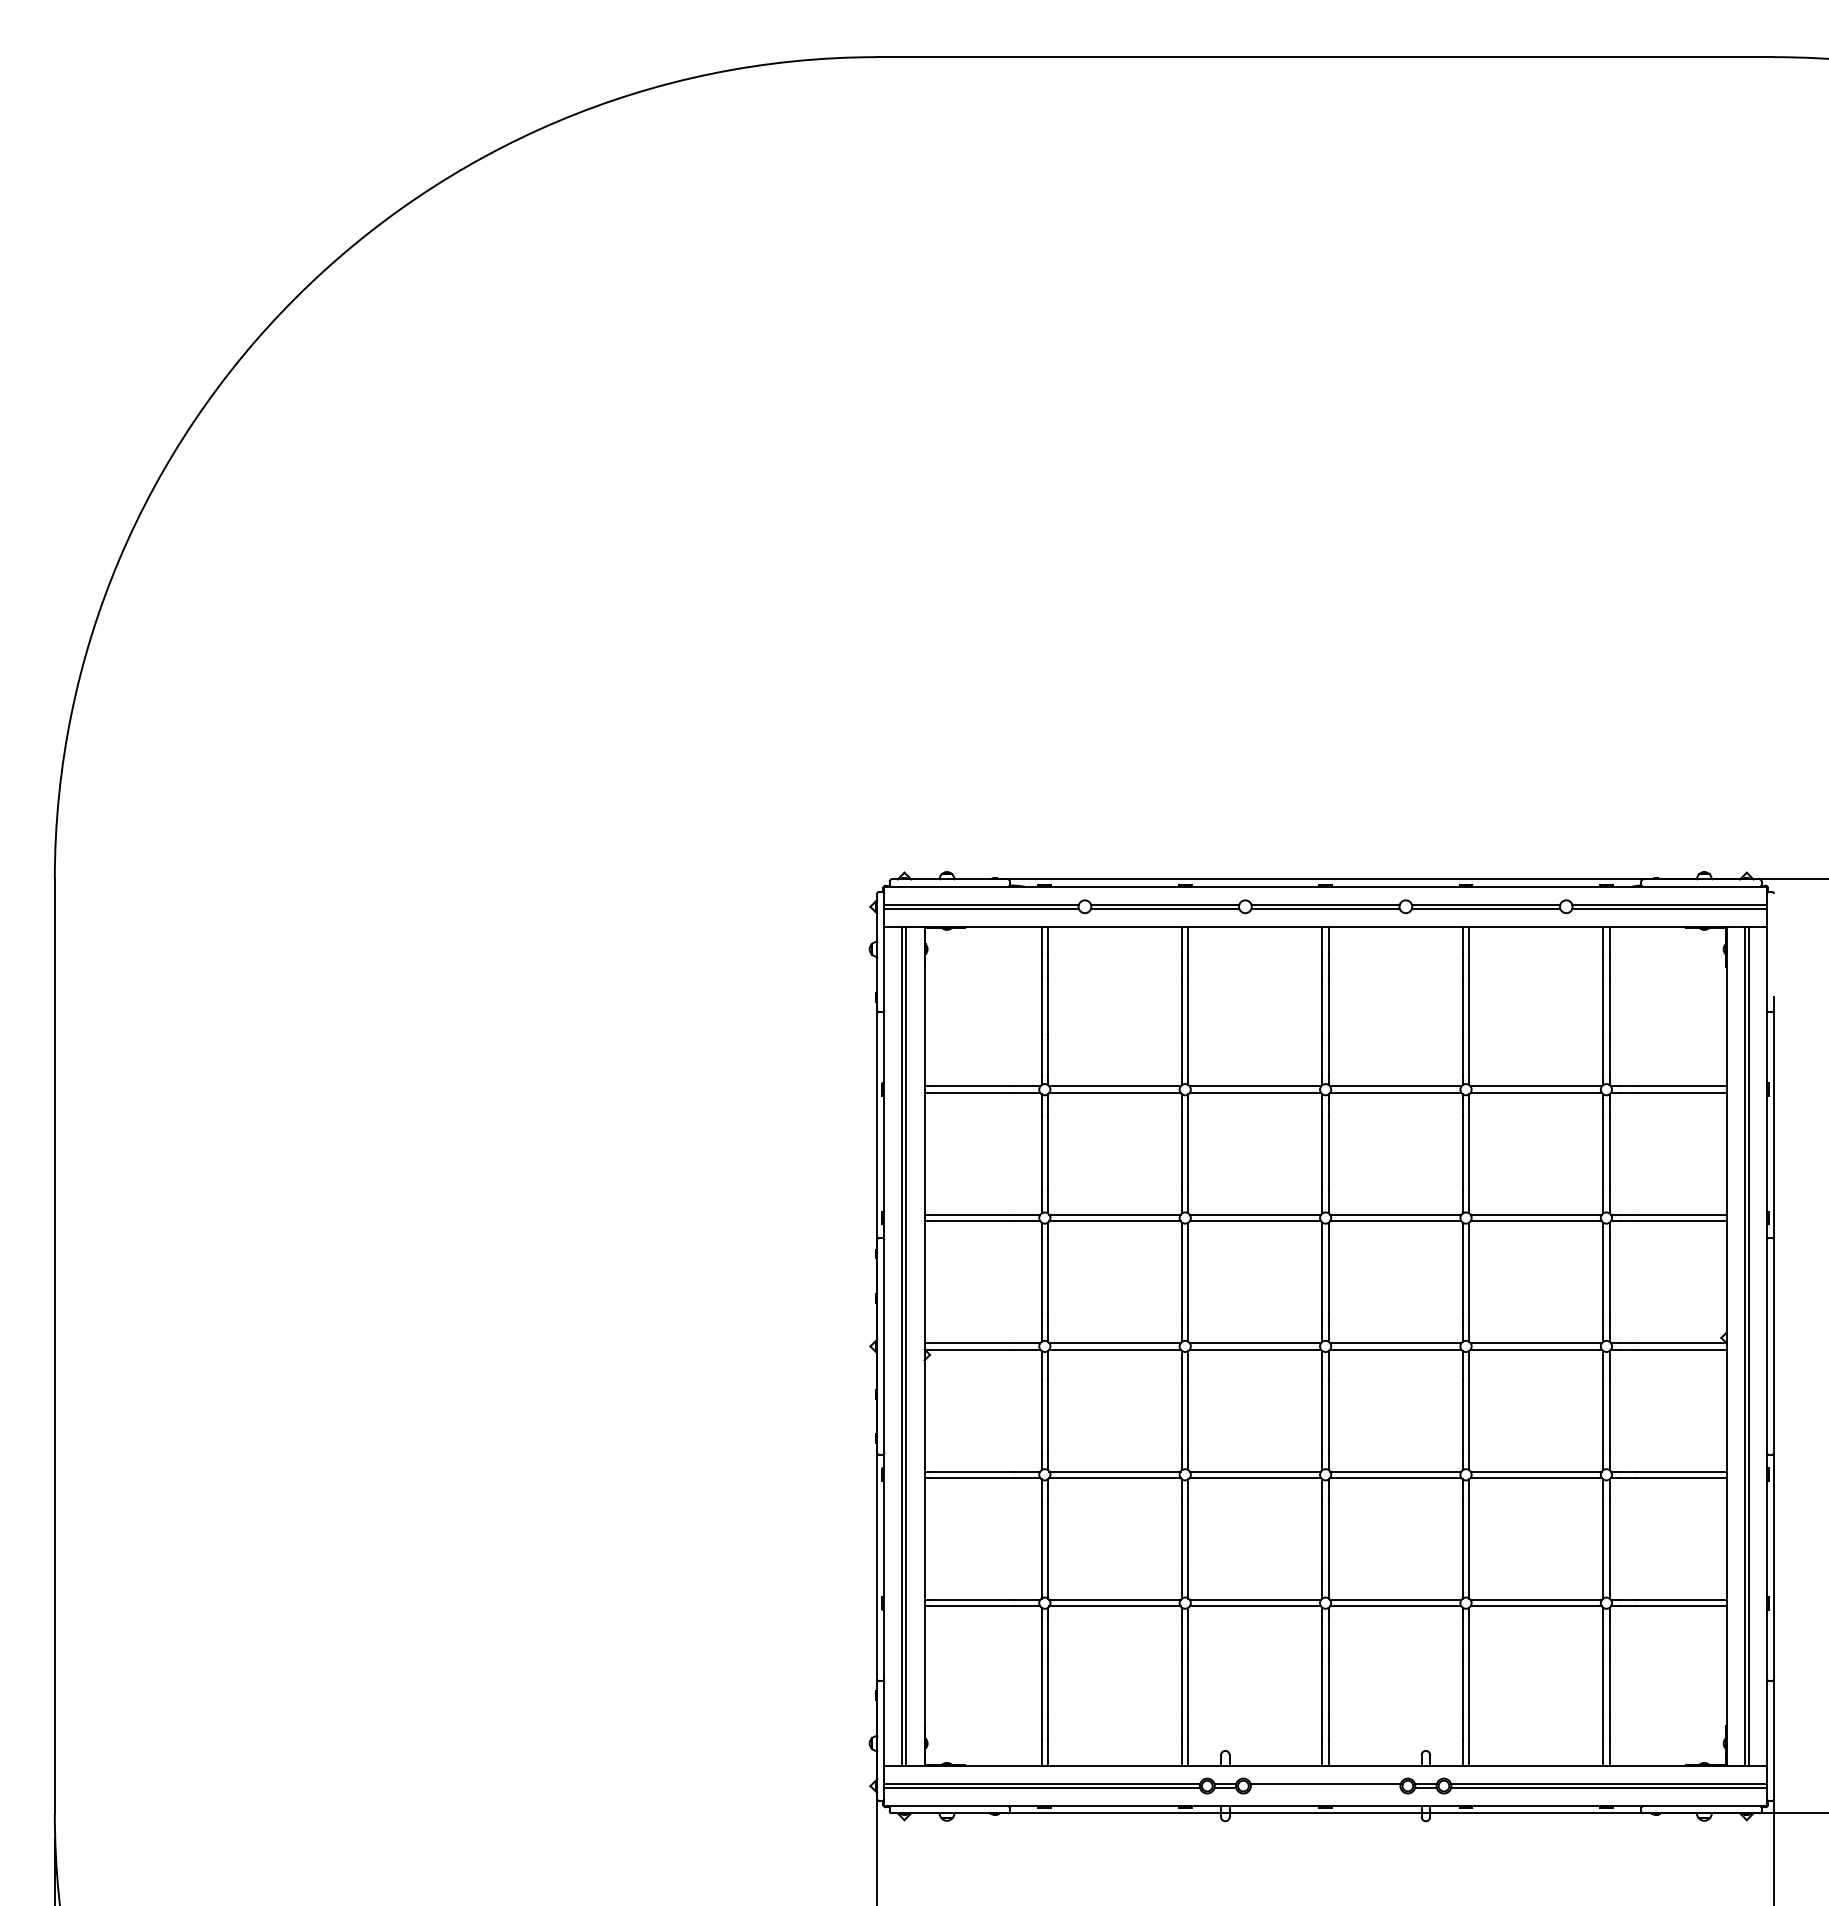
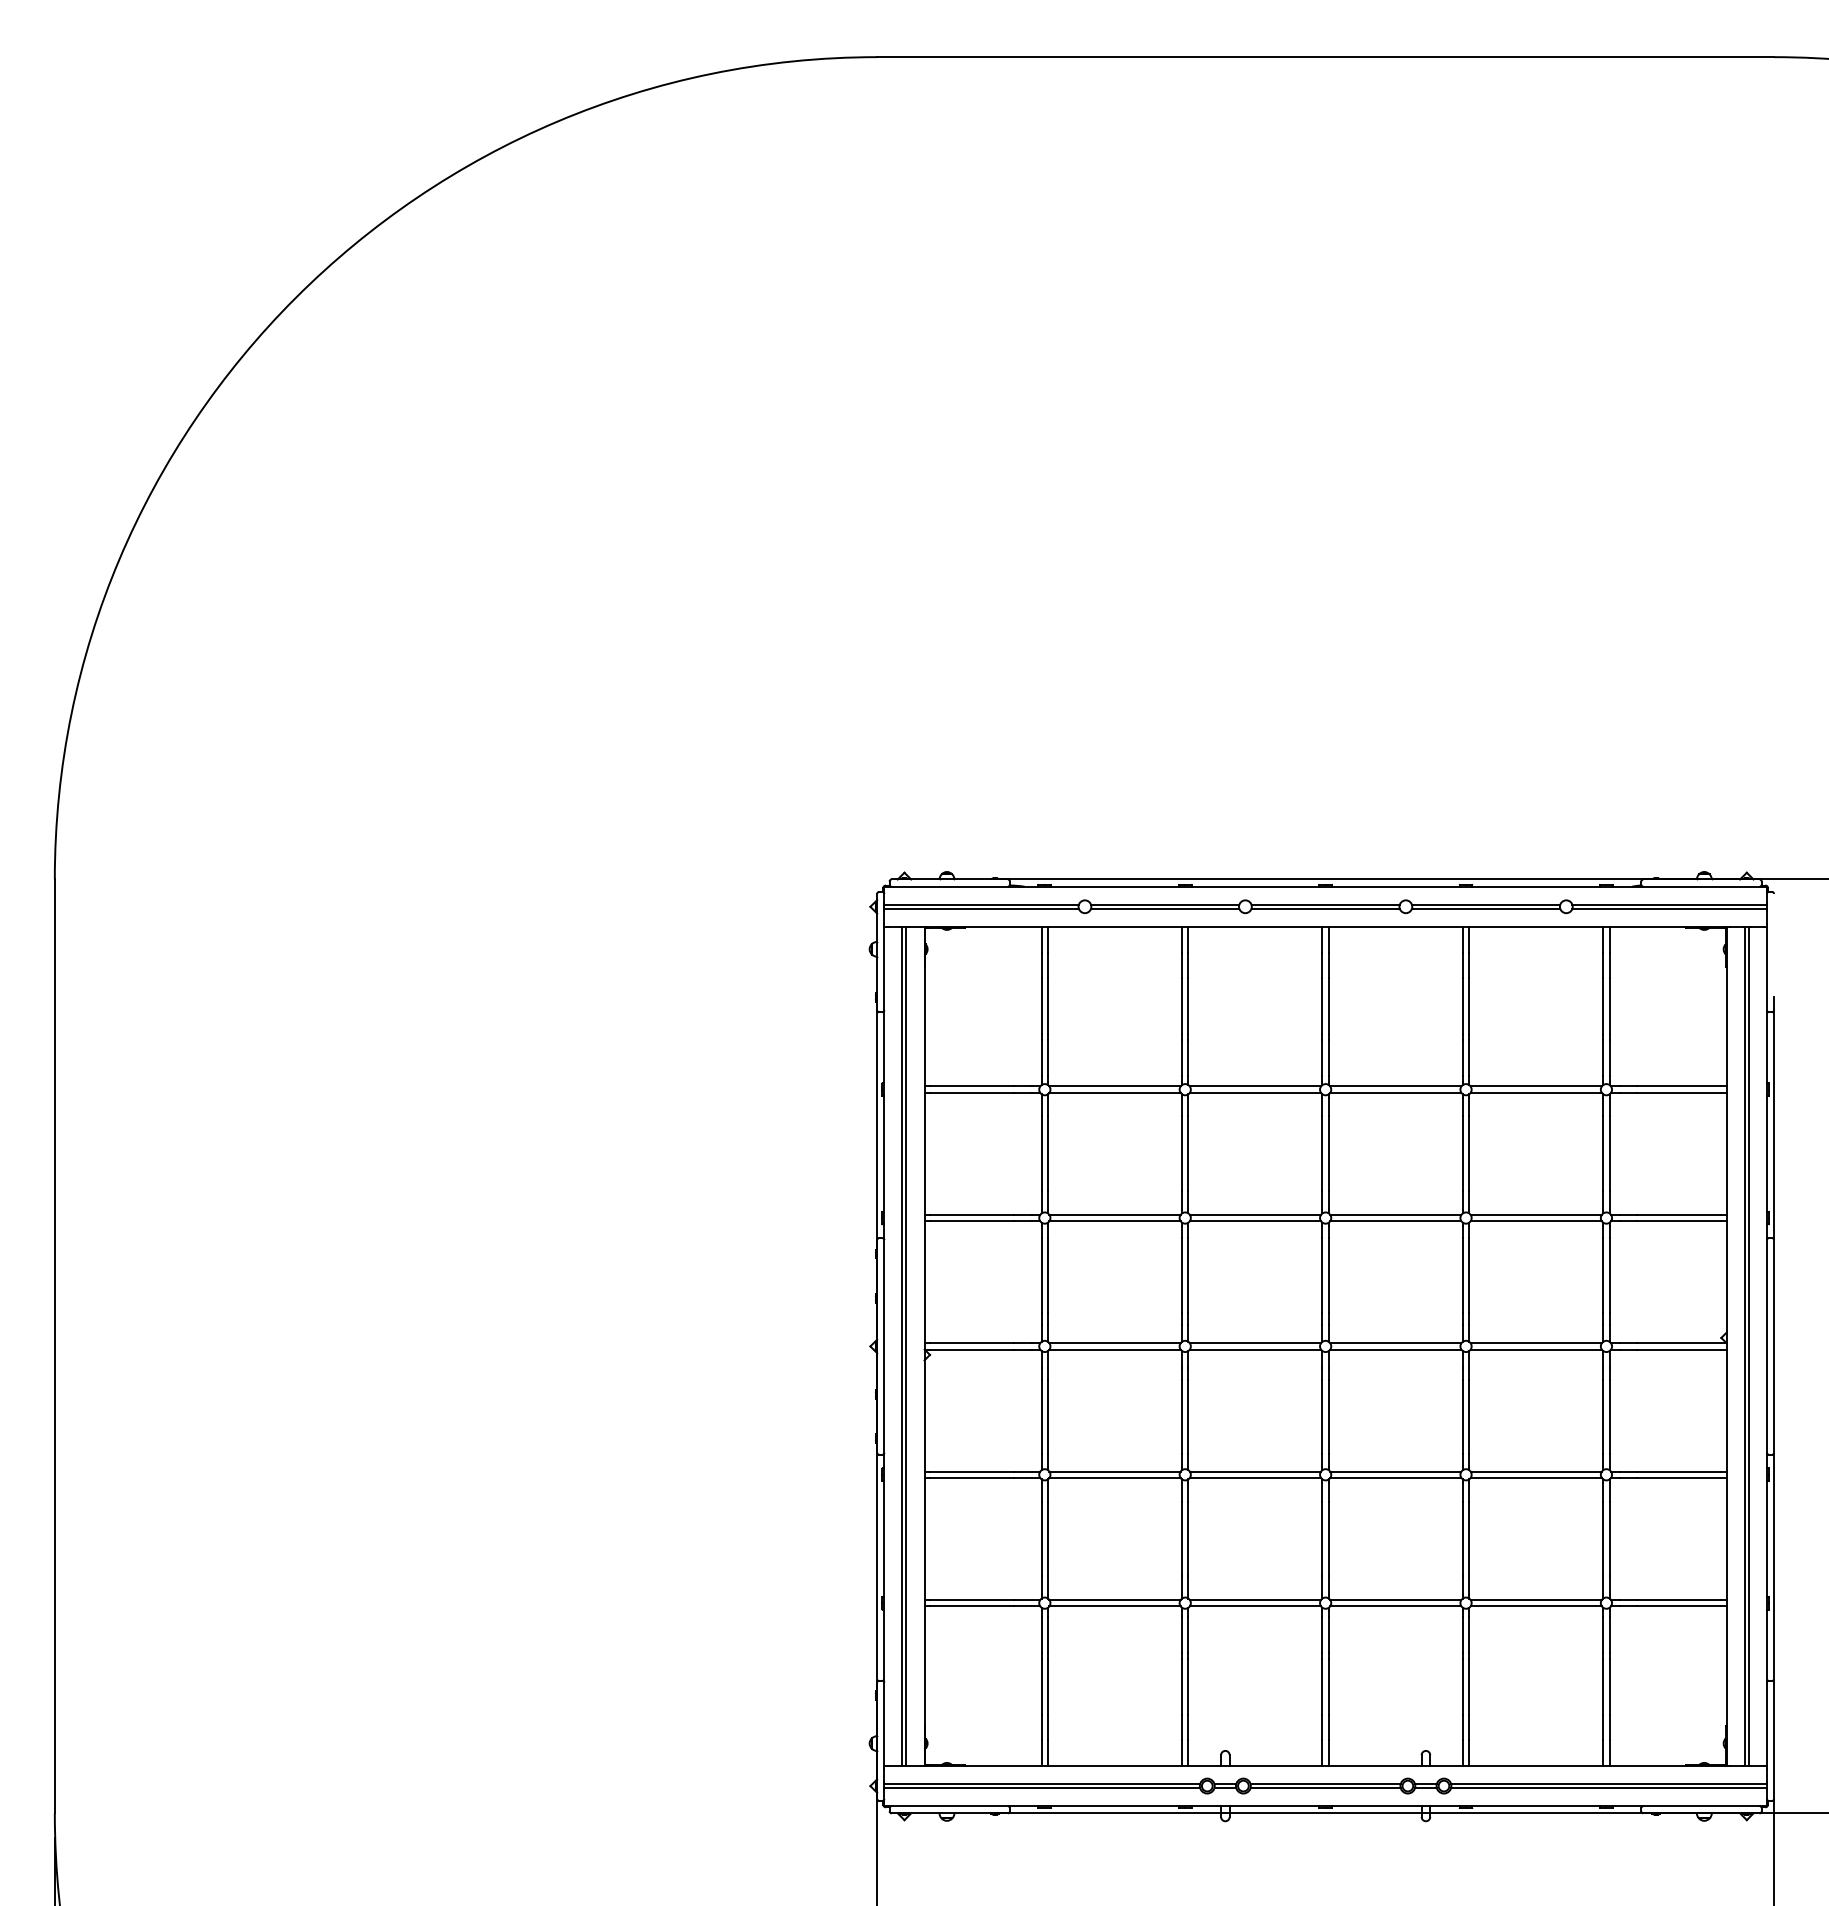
line: none -> present (1325, 1788)
